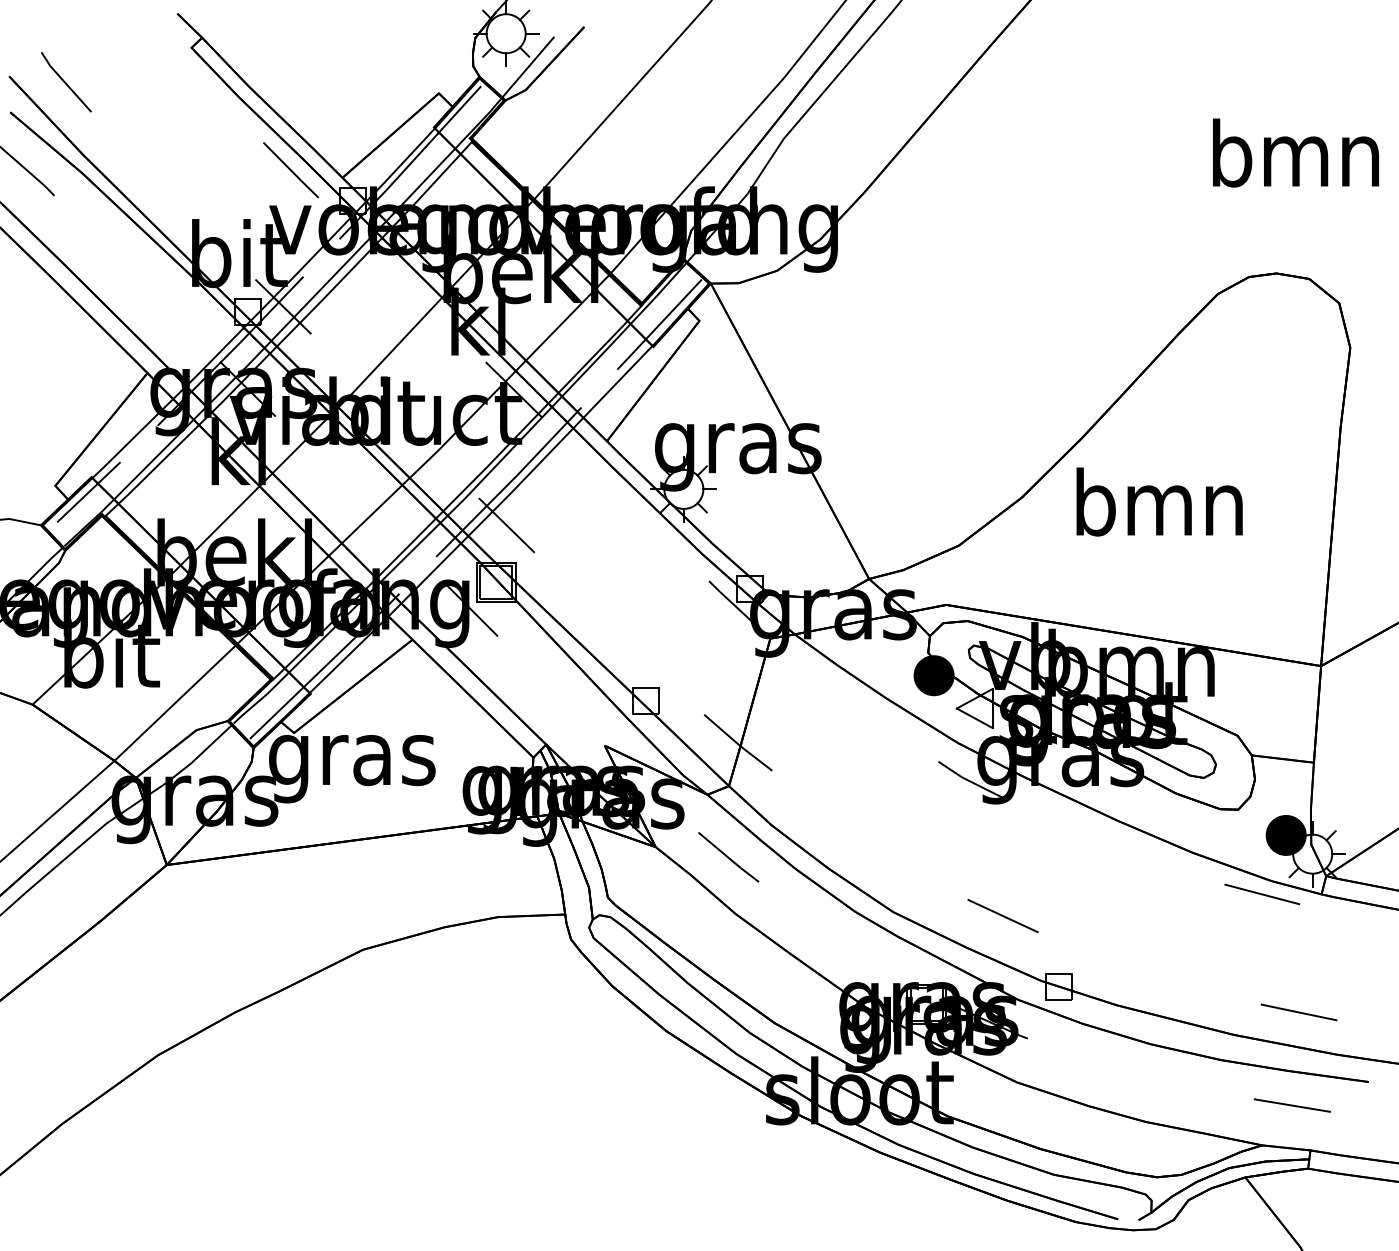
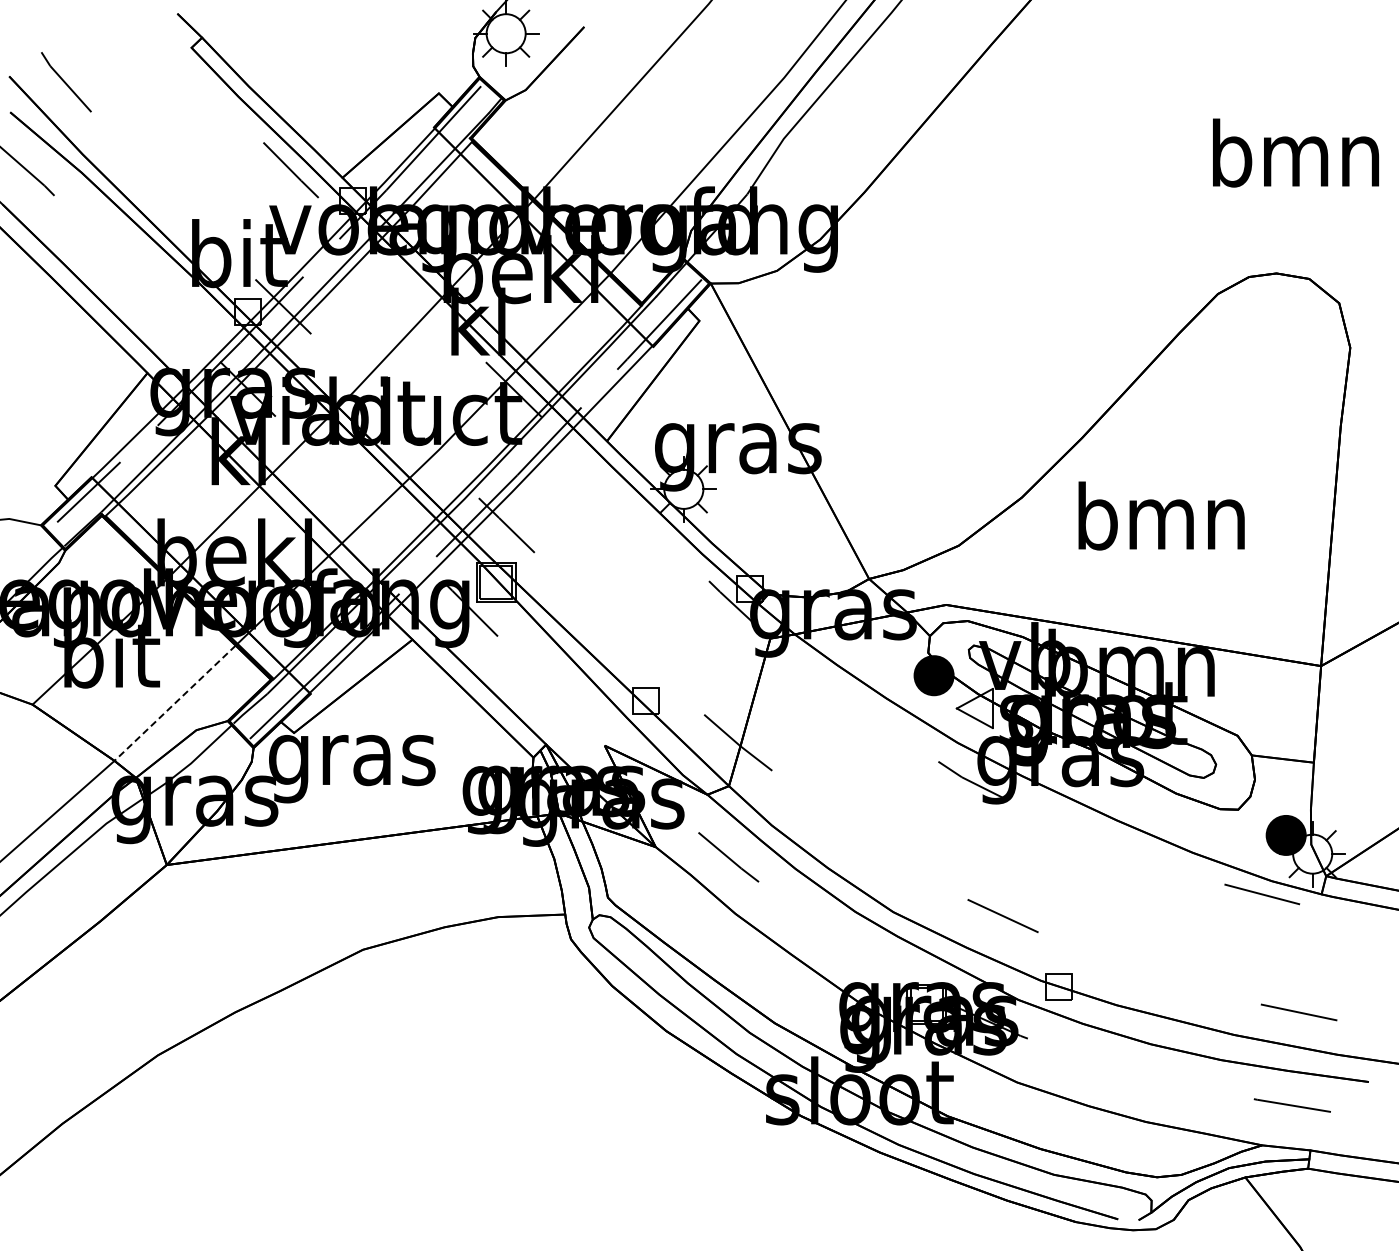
line: present -> none (527, 67)
text position: (1159, 501) -> (1161, 515) (1161, 515)
line: solid -> dashed (175, 703)
